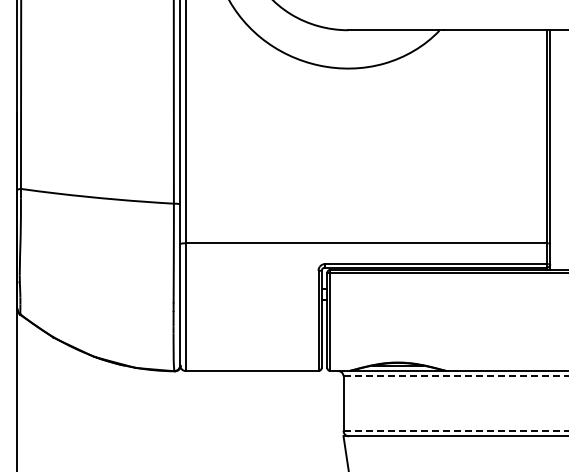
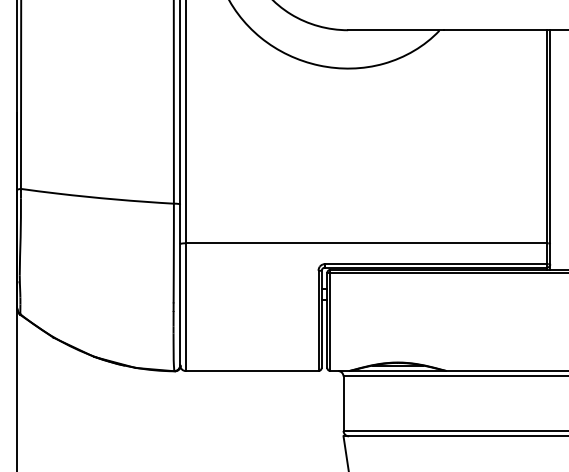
line: dashed -> solid (456, 376)
line: dashed -> solid (456, 430)
